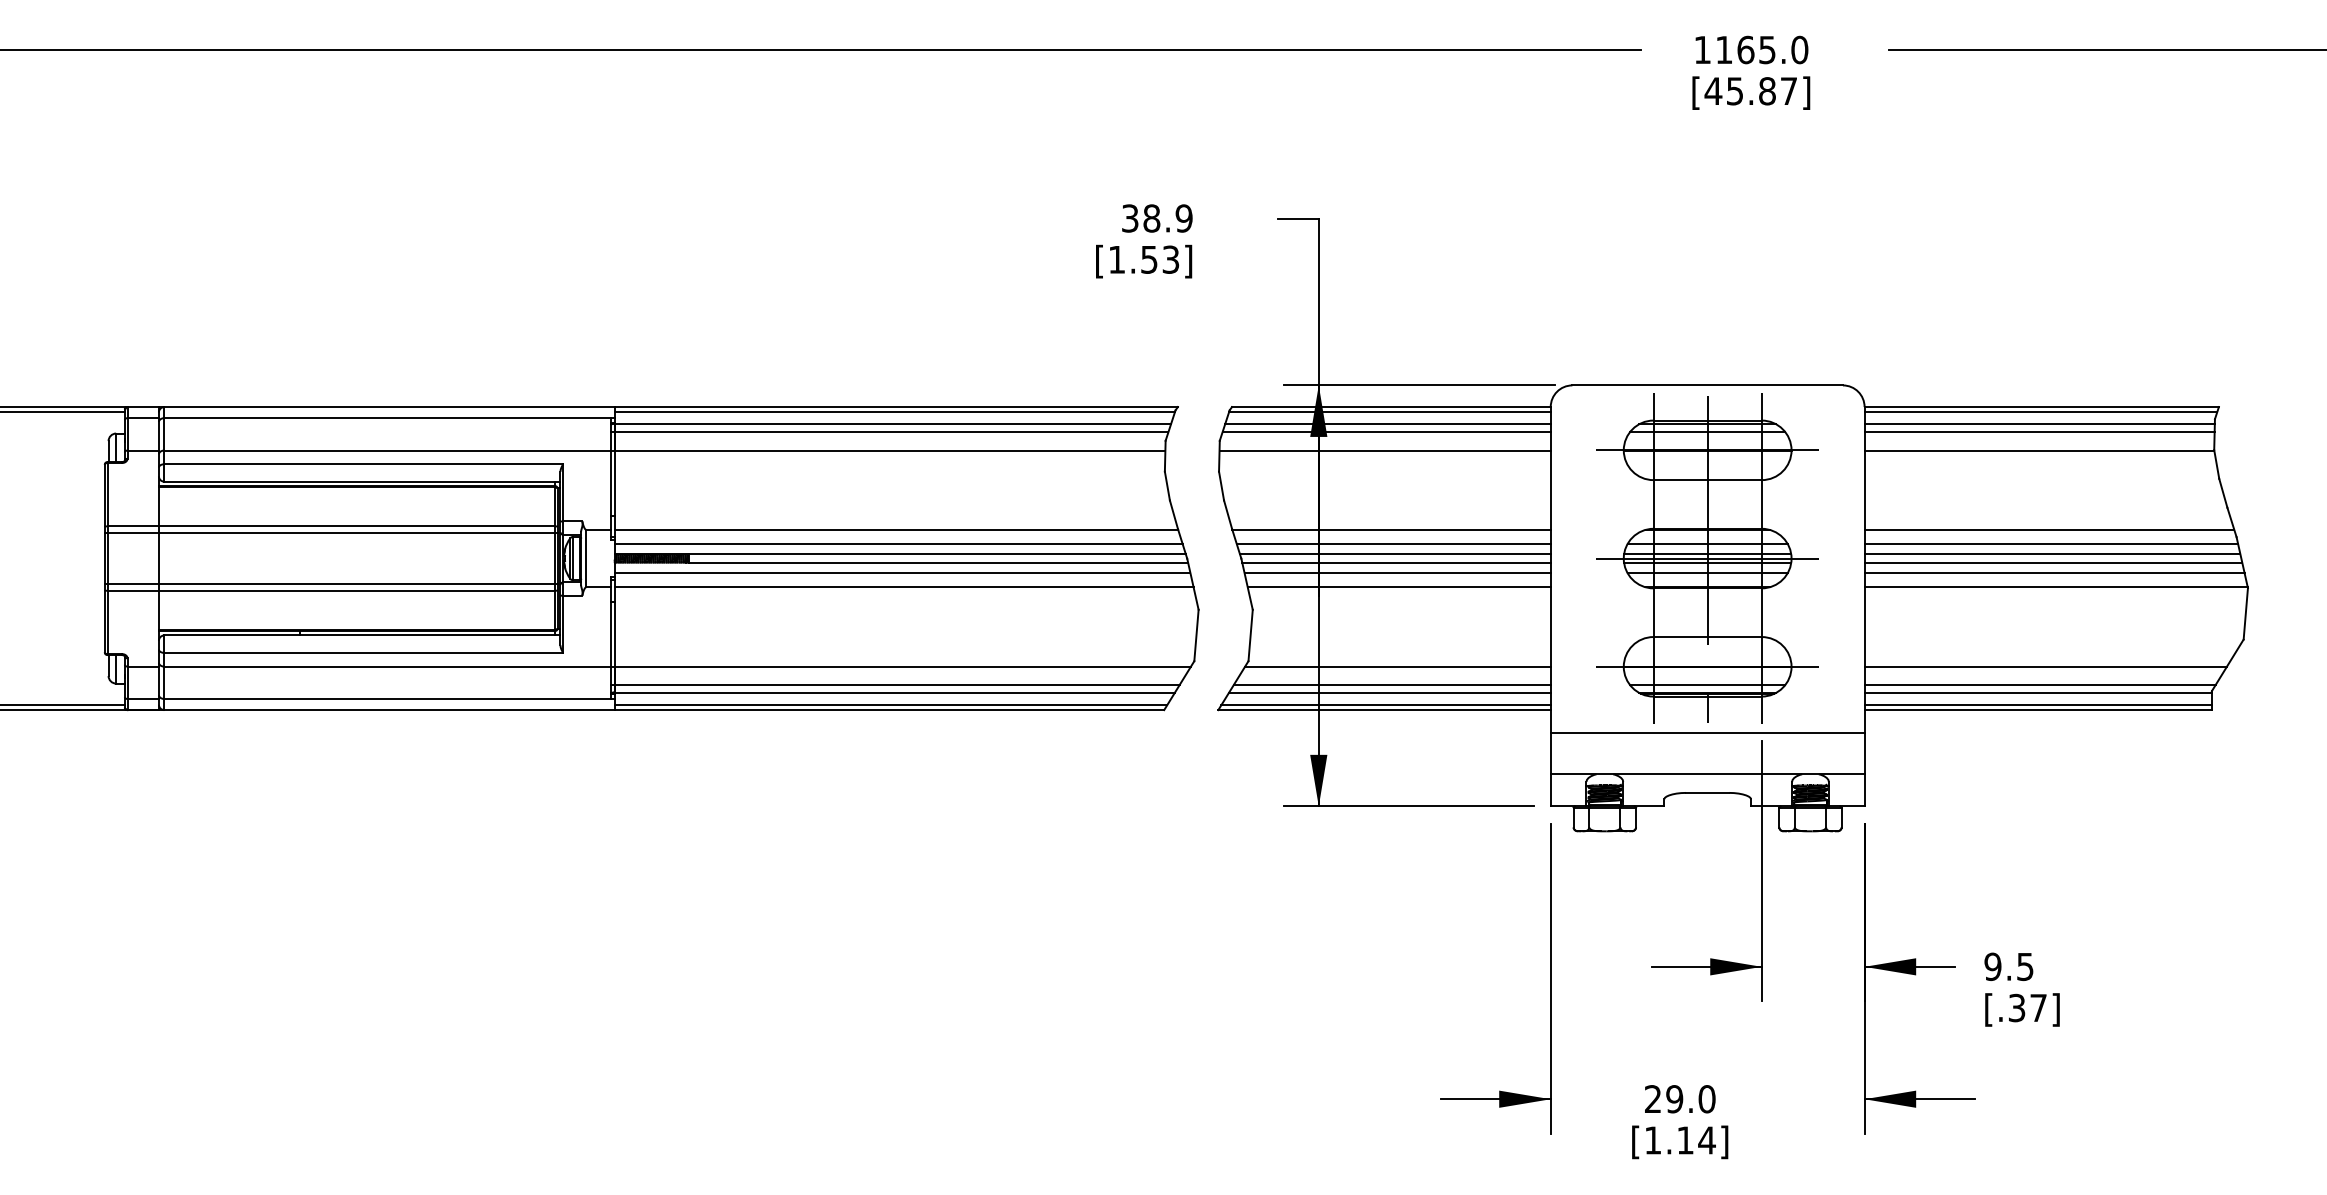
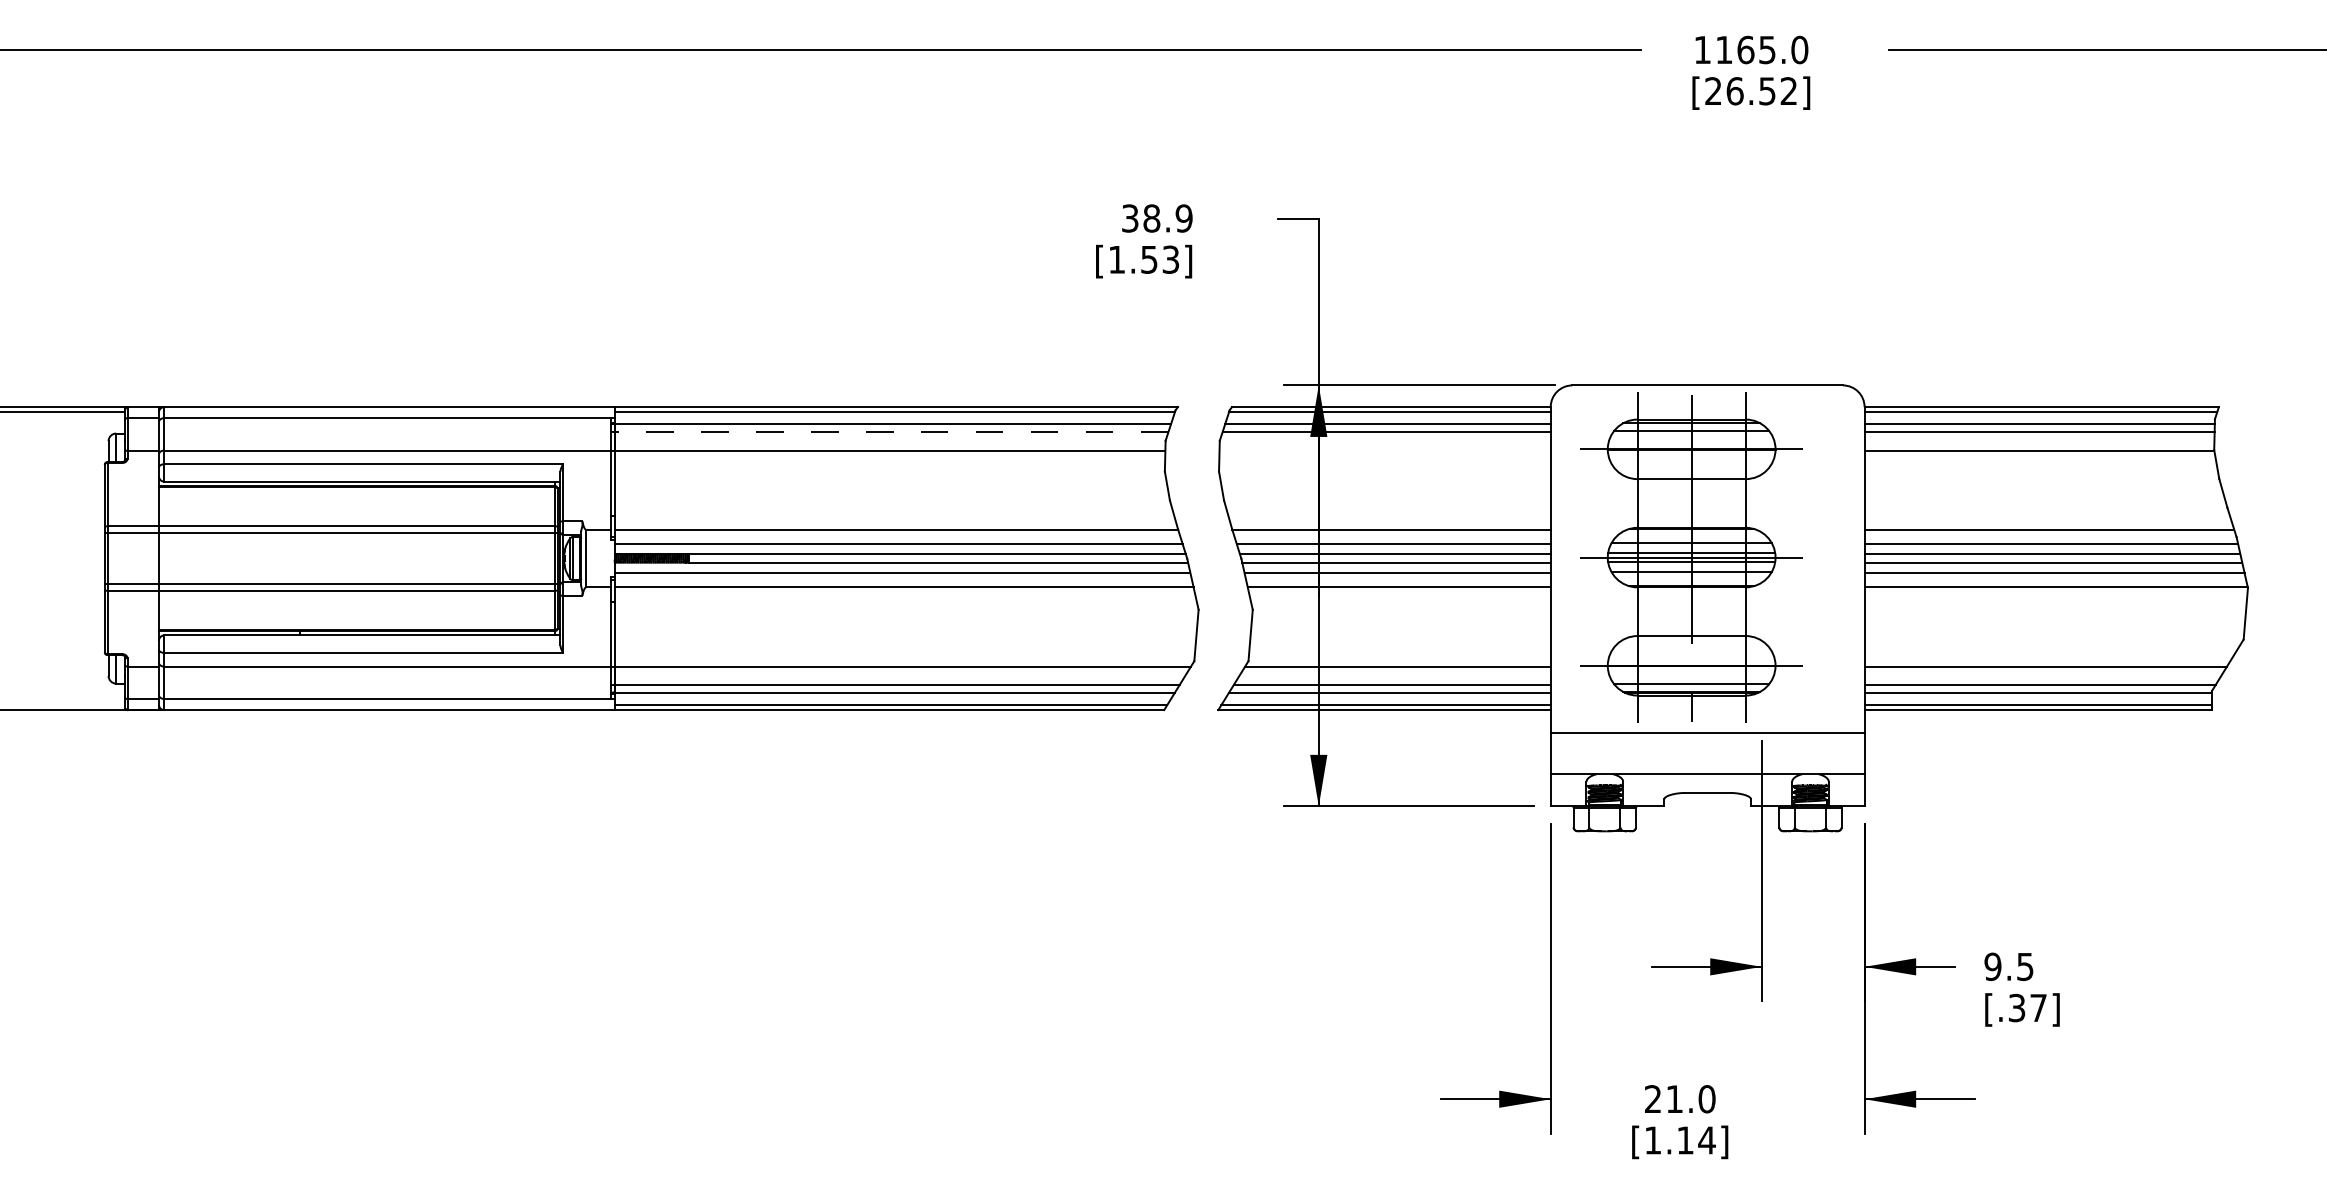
text: [45.87] -> [26.52] (1750, 91)
line: solid -> dashed (891, 432)
line: present -> none (1384, 450)
part position: (1707, 558) -> (1691, 557) (1691, 557)
line: present -> none (63, 704)
text: 29.0 -> 21.0 (1674, 1099)
